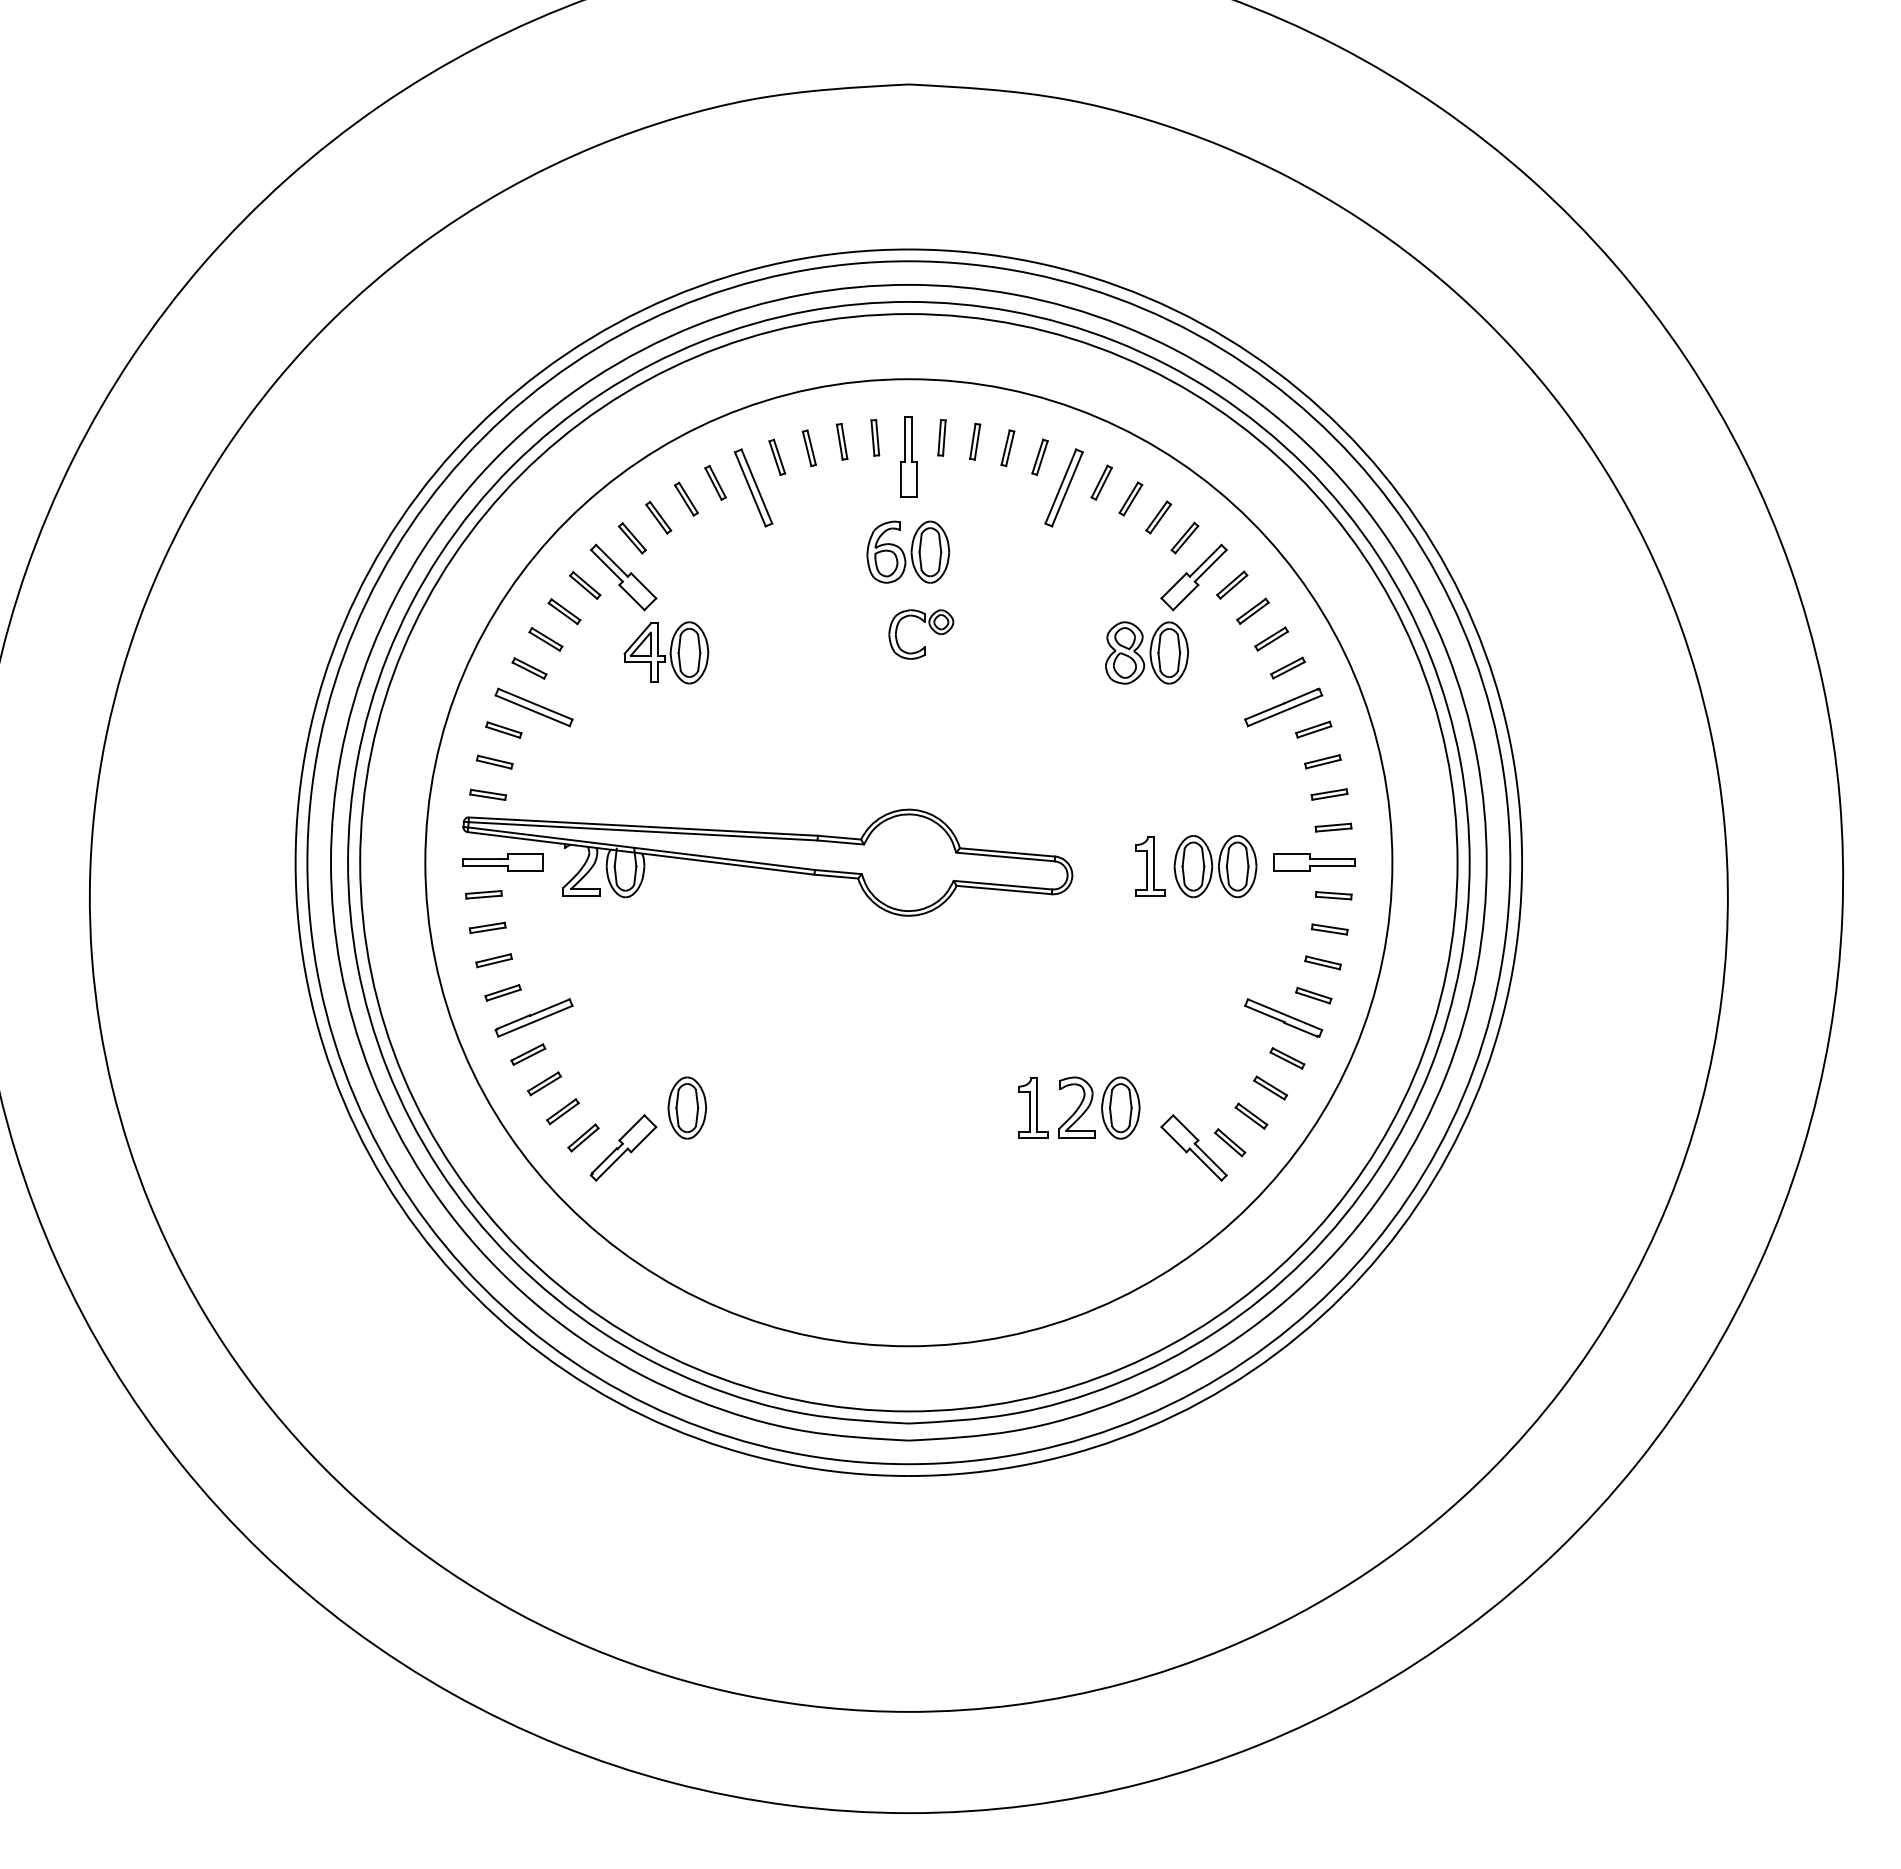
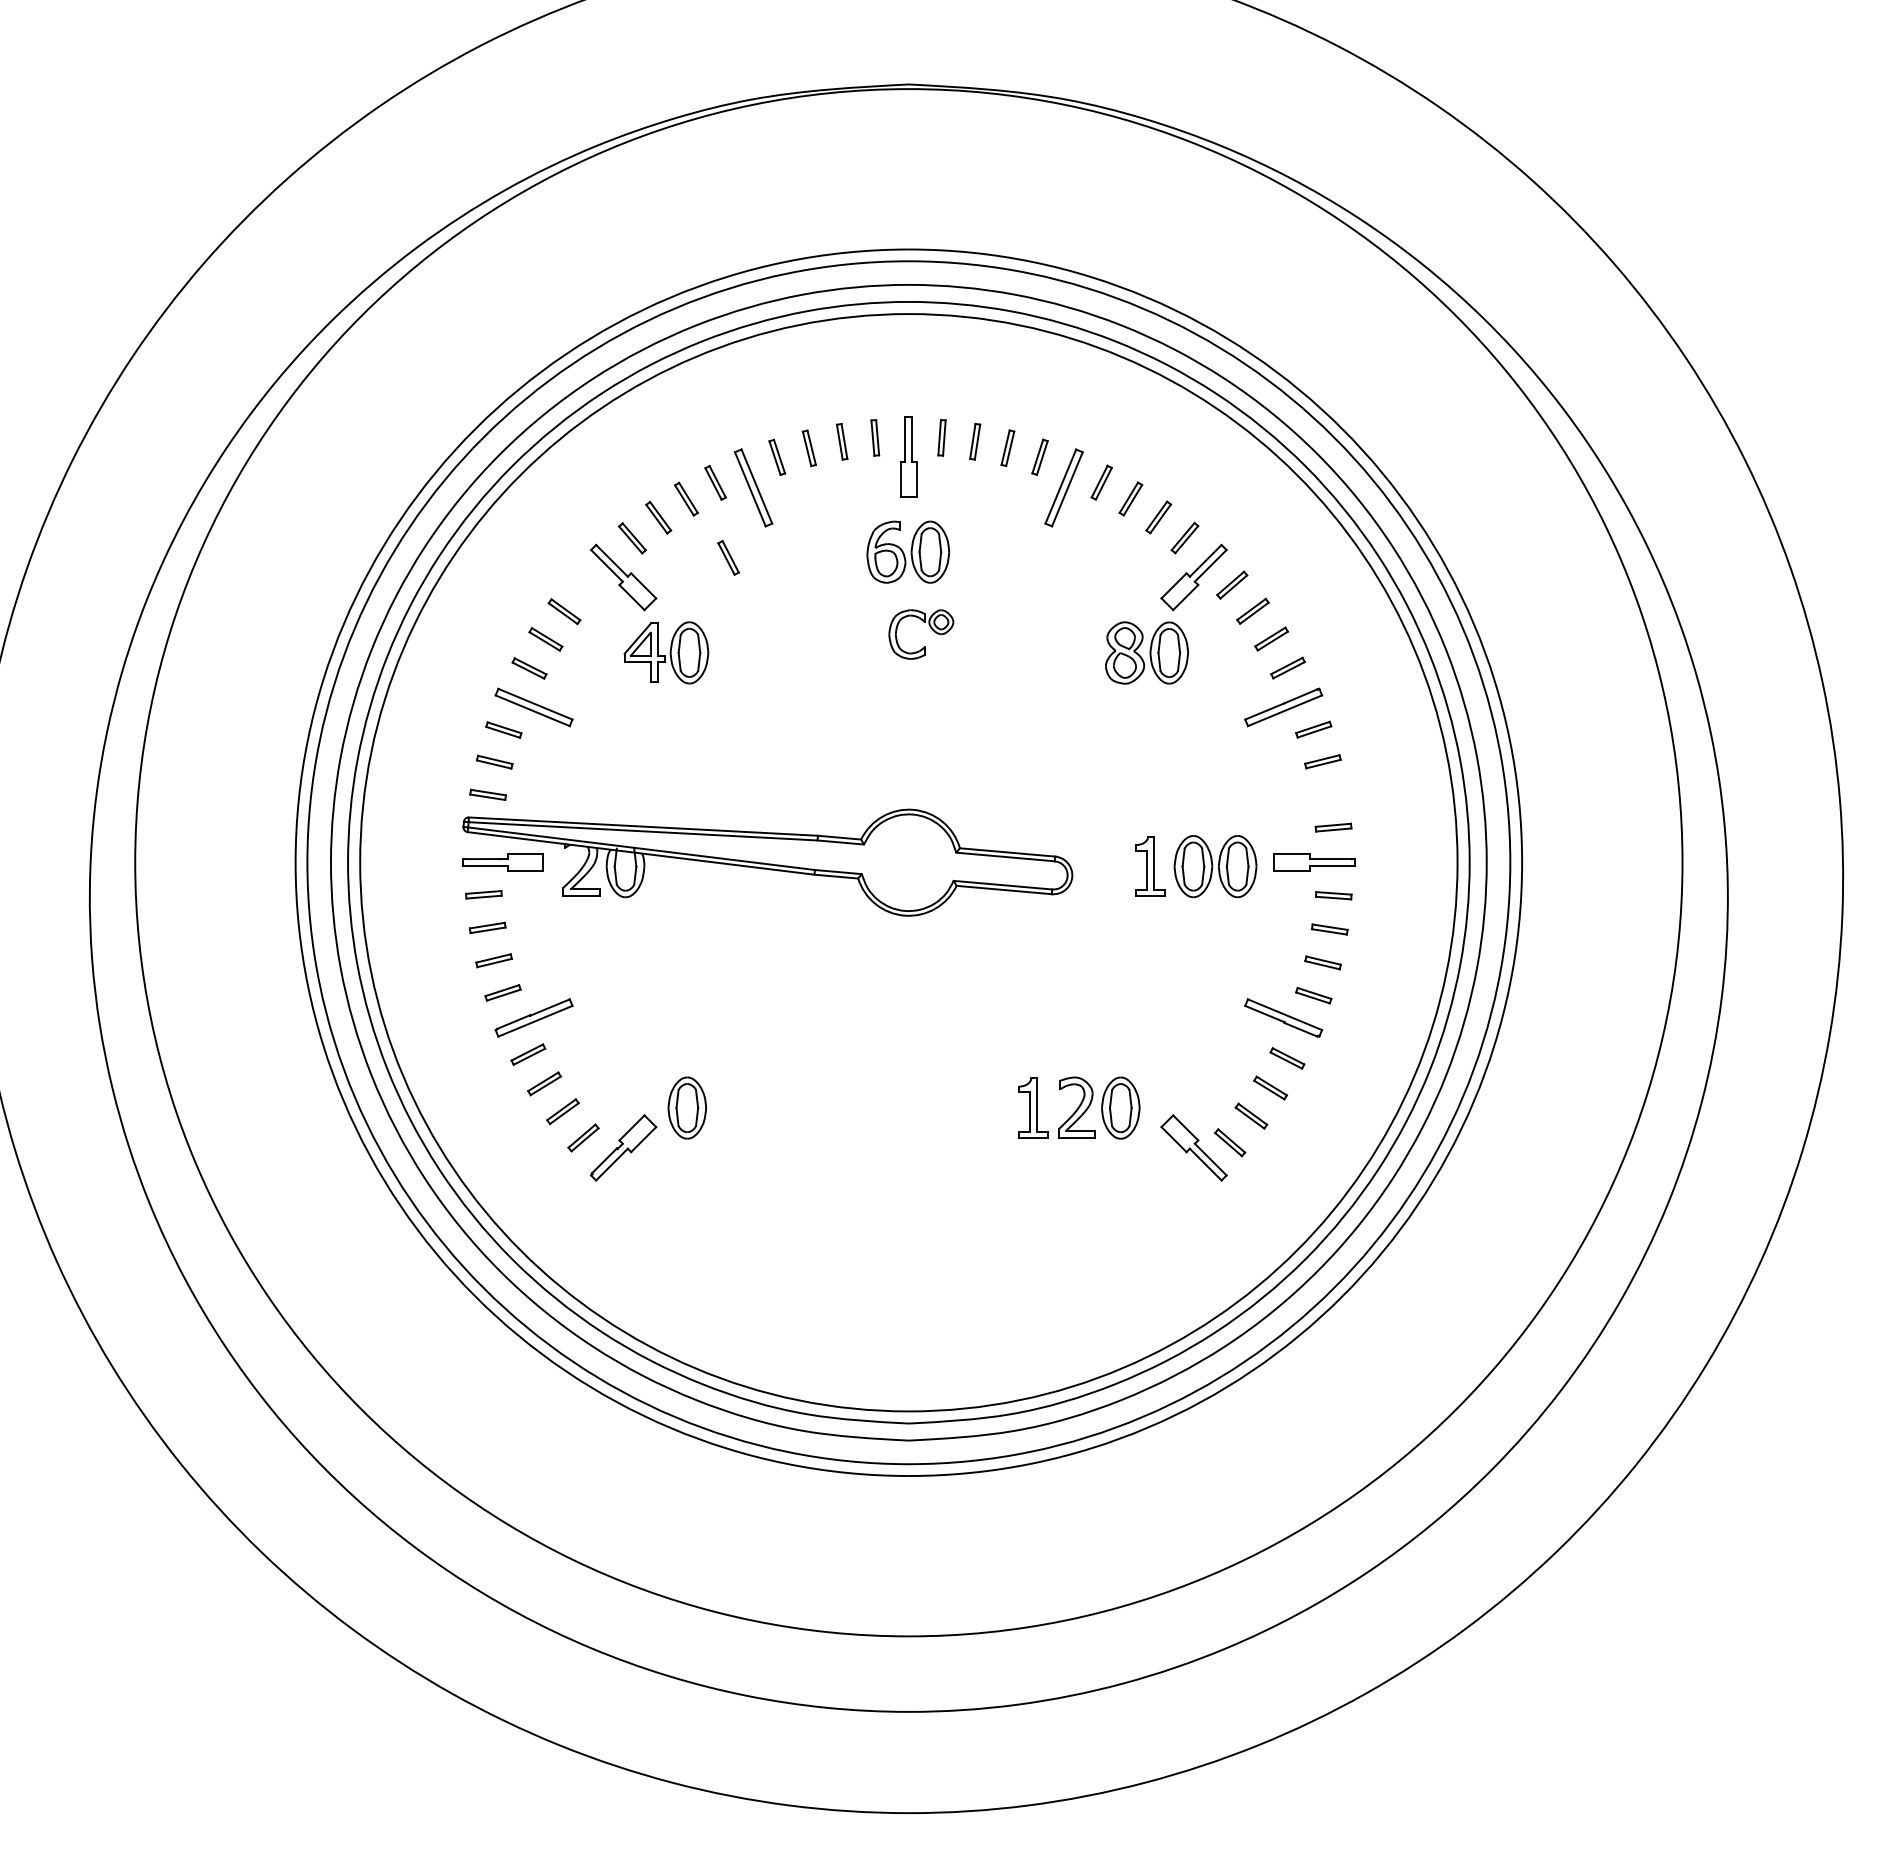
part: none -> present (728, 557)
part: present -> none (585, 585)
part: present -> none (1329, 794)
circle diameter: 967 px -> 1547 px (908, 862)
